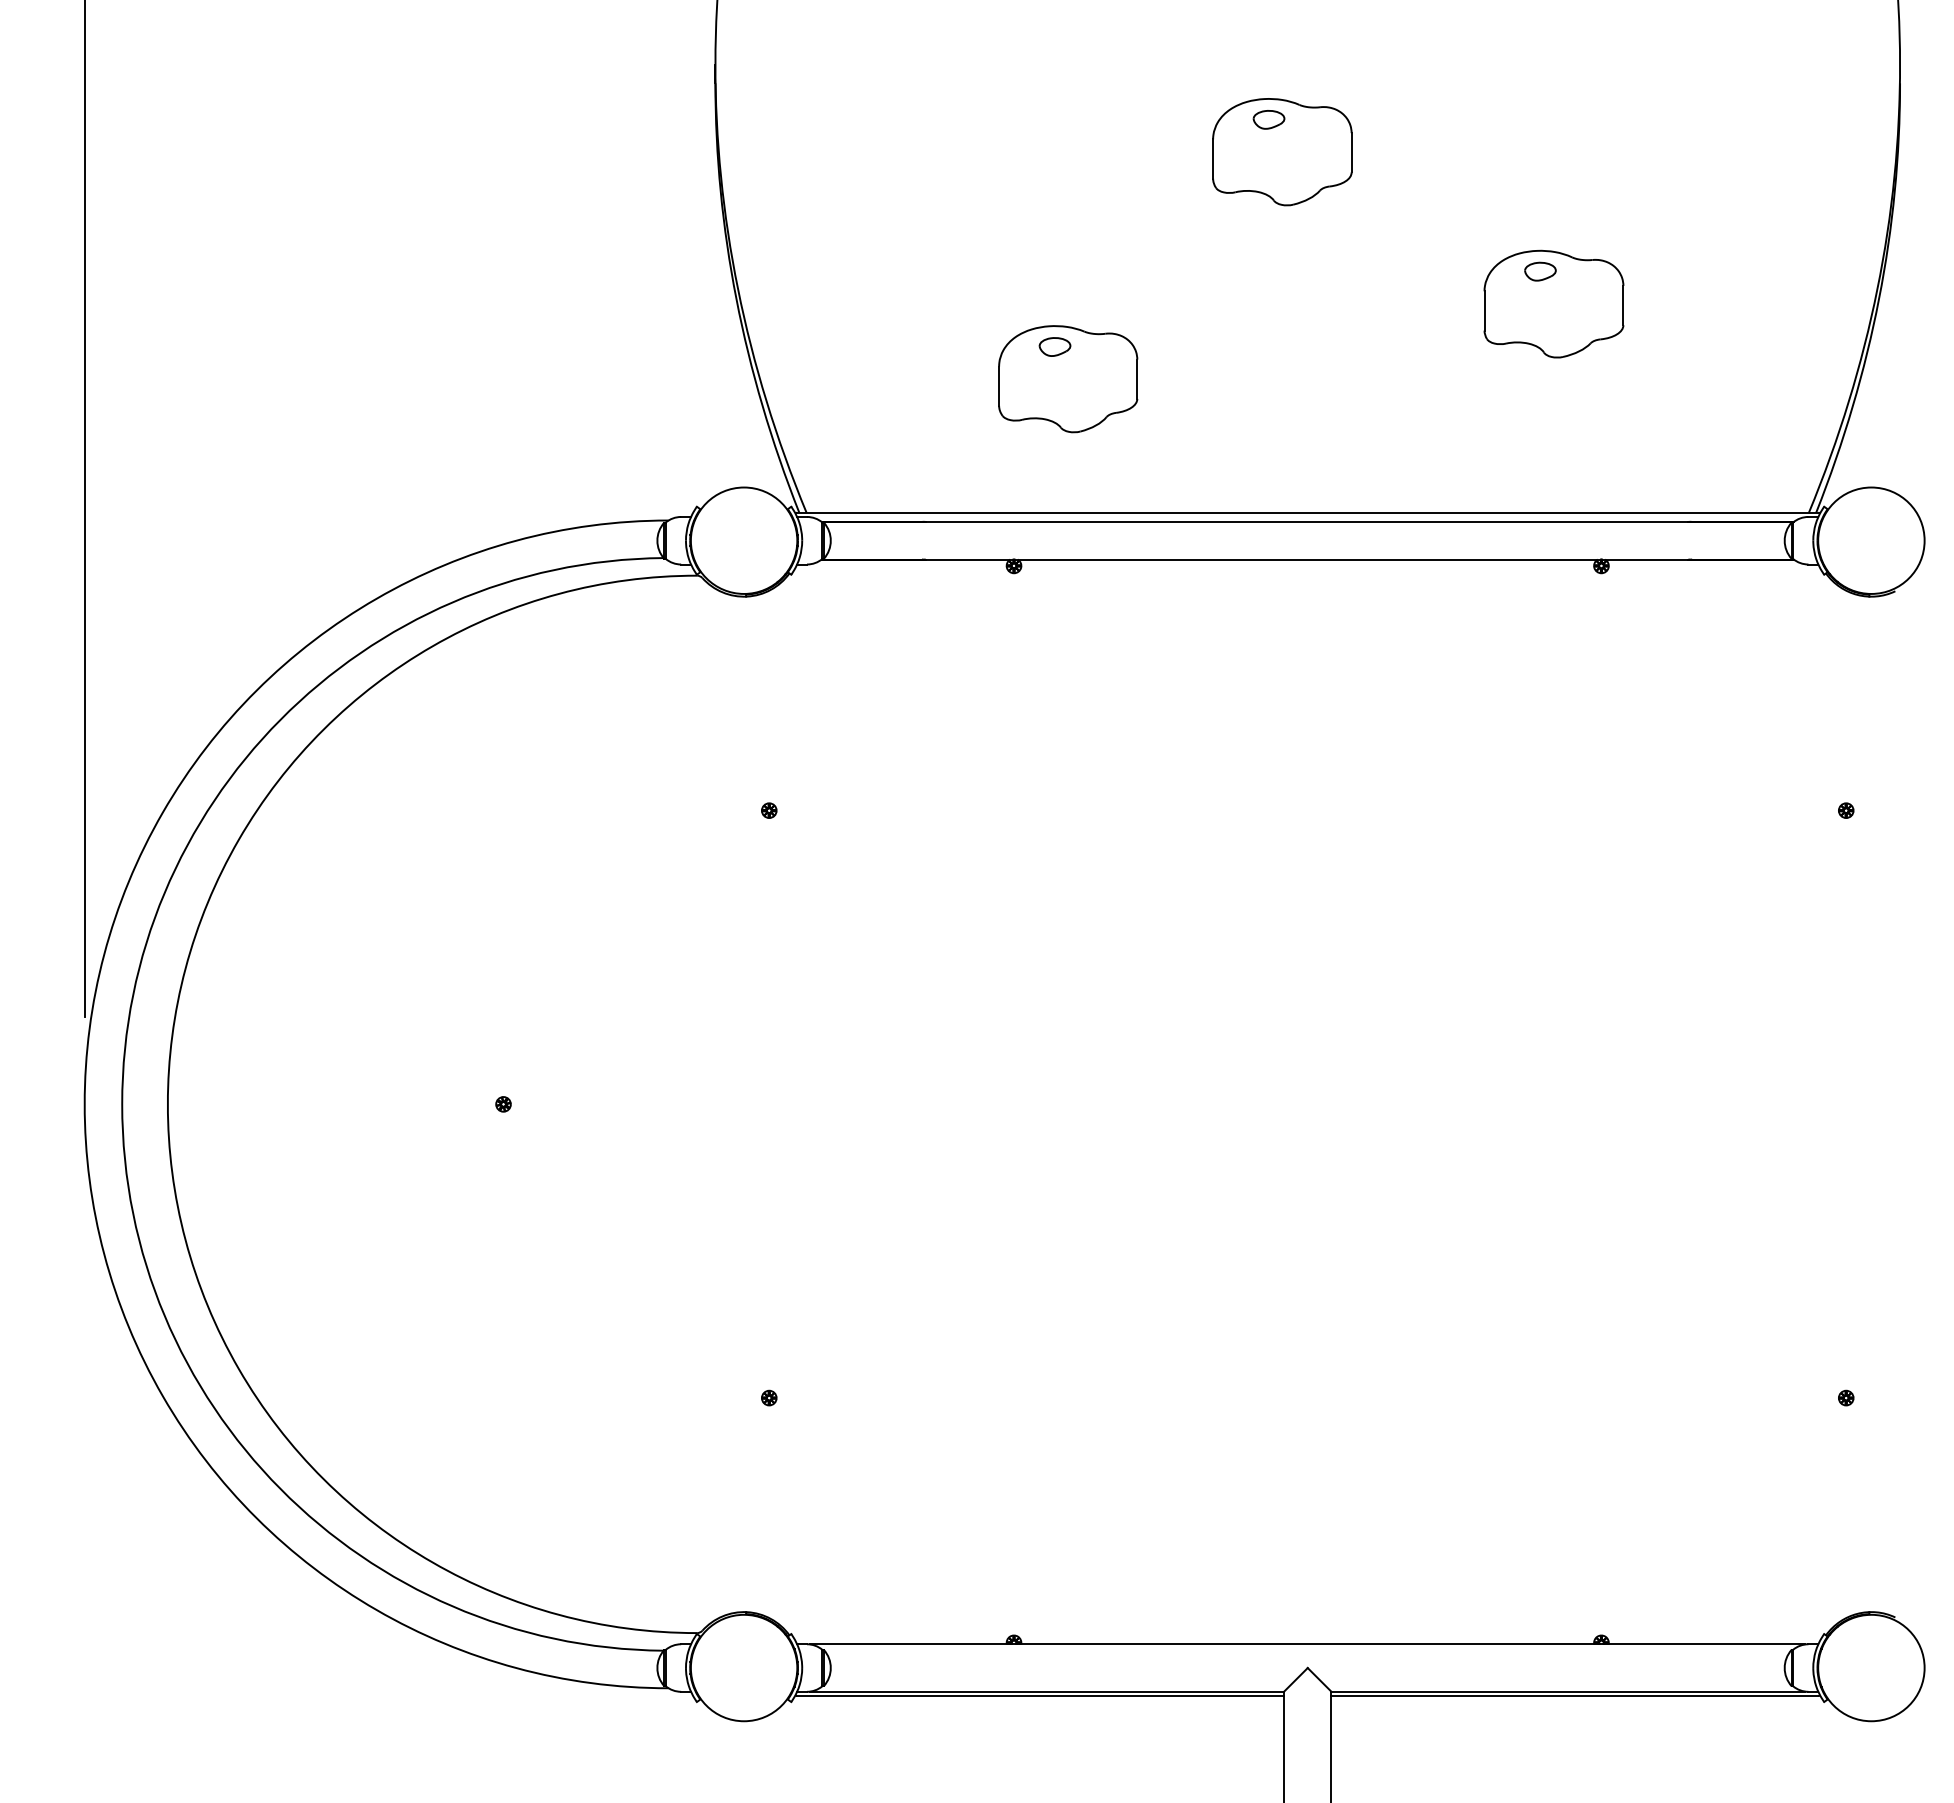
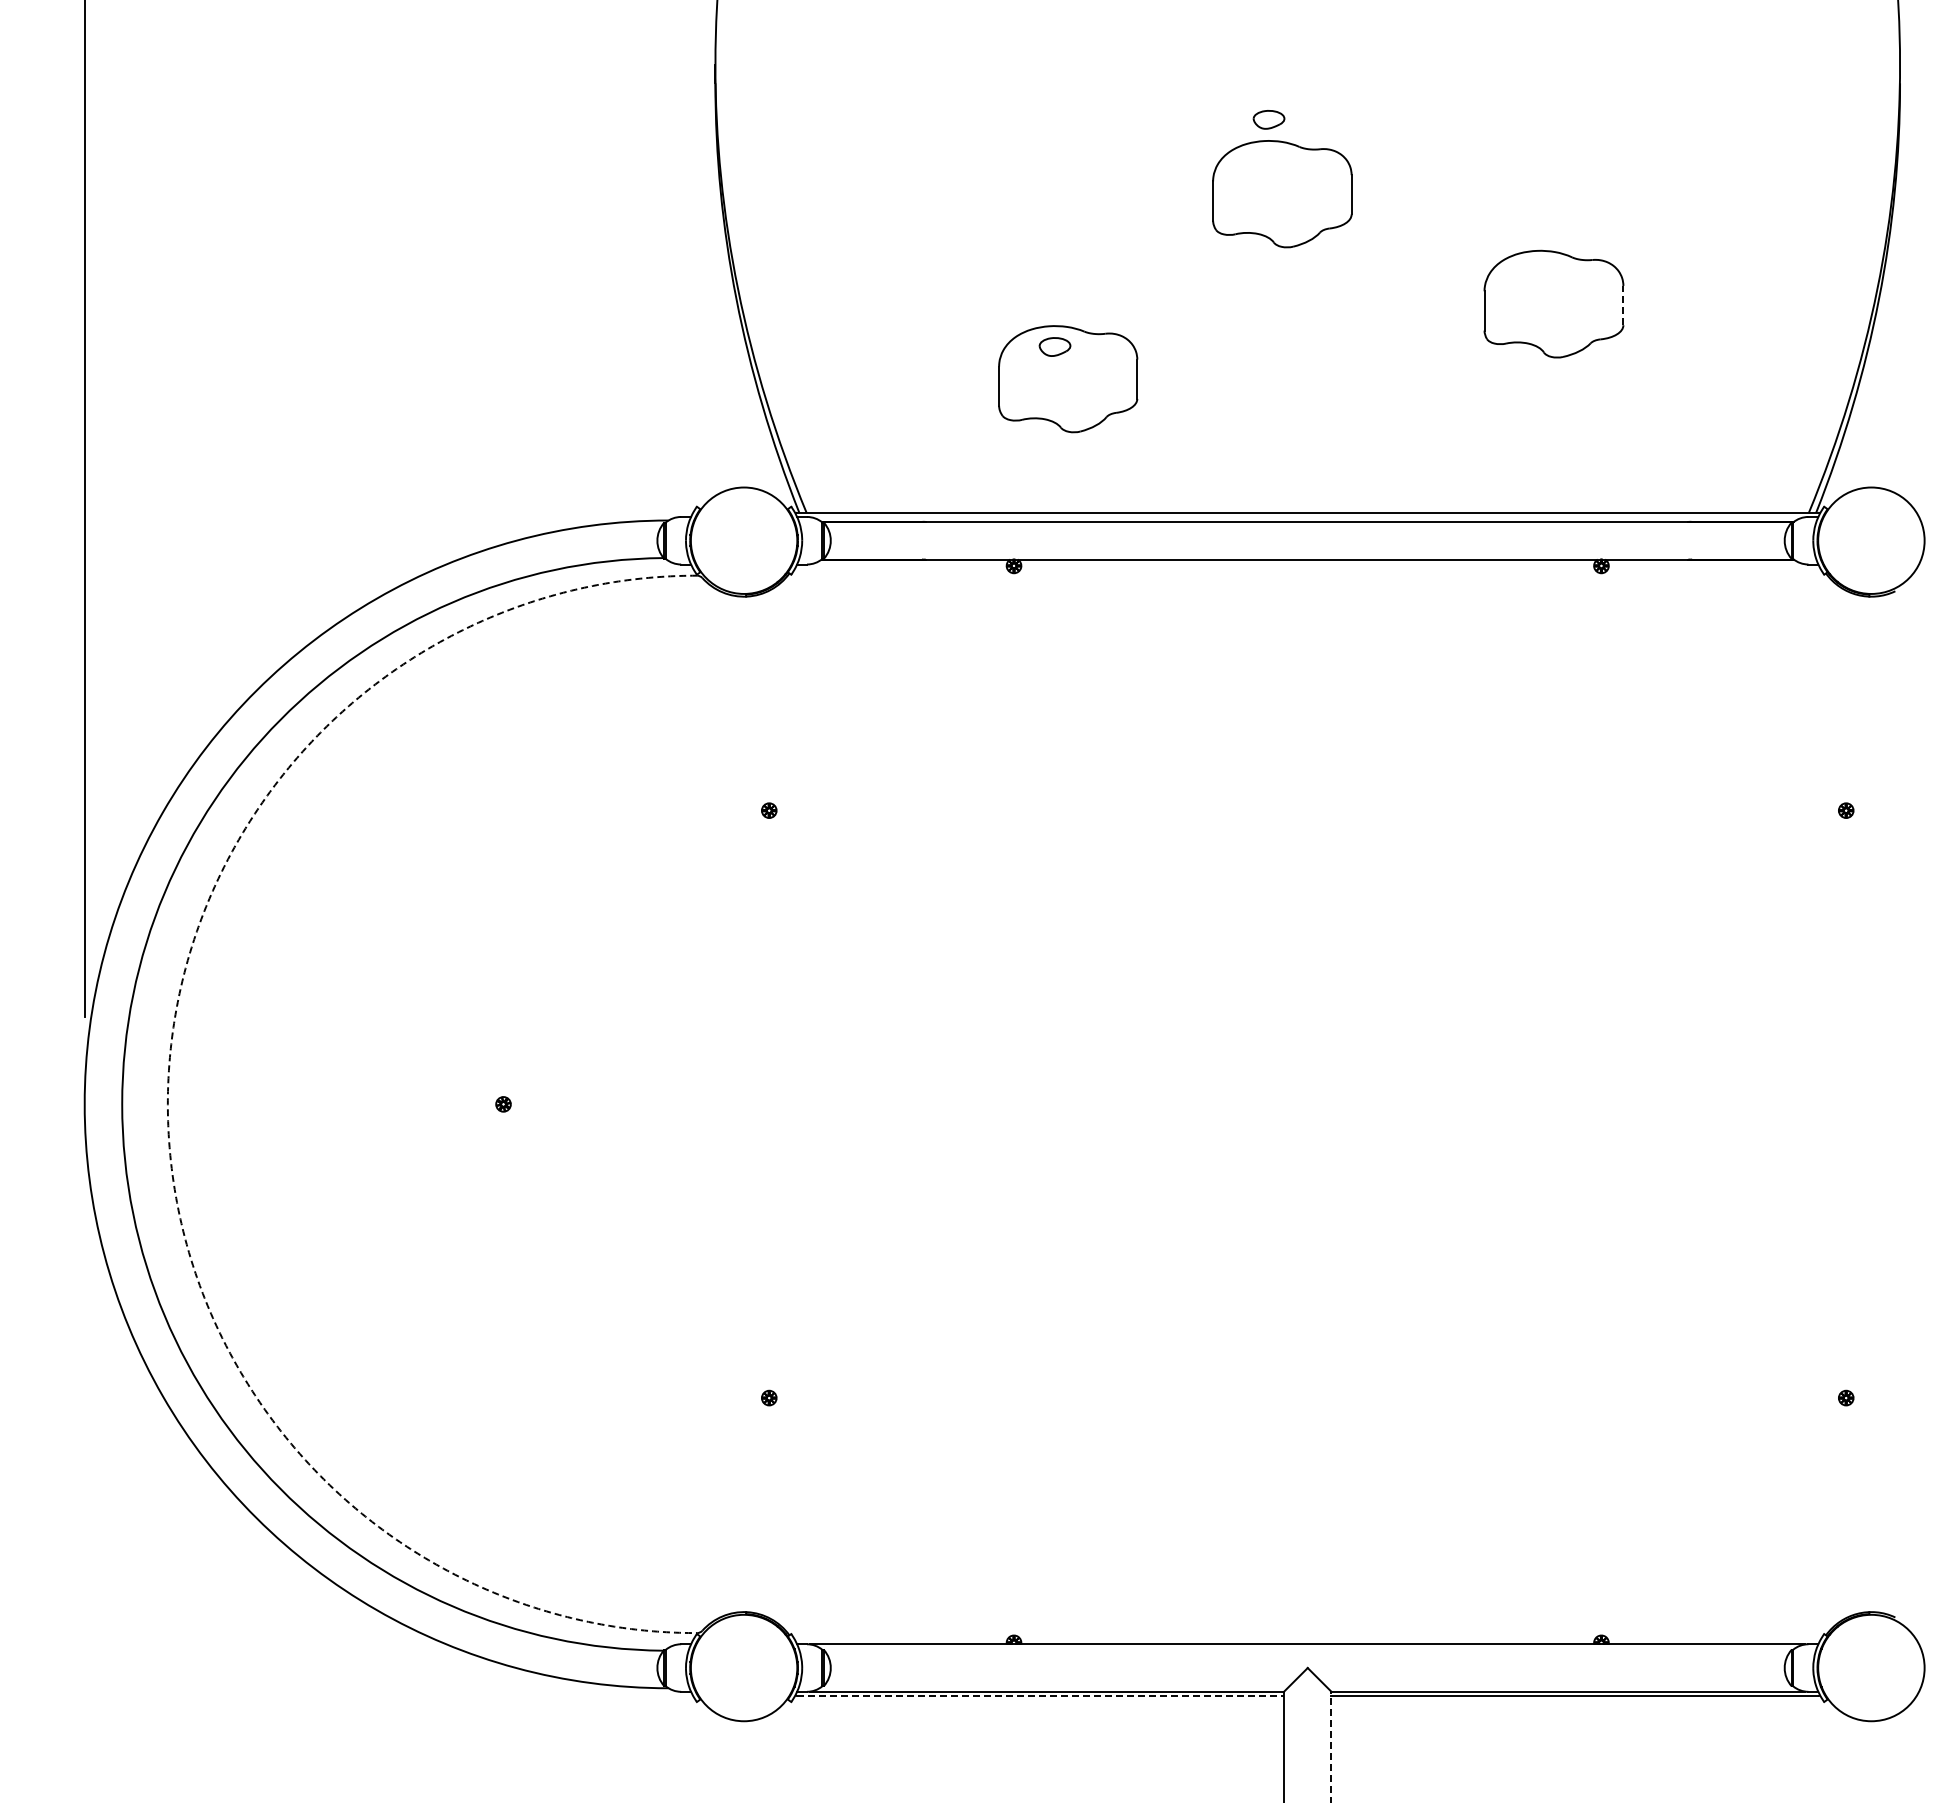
part position: (1282, 152) -> (1282, 194) (1282, 194)
part: present -> none (1540, 271)
line: solid -> dashed (1623, 305)
arc: solid -> dashed (167, 1104)
line: solid -> dashed (1040, 1696)
line: solid -> dashed (1331, 1746)
